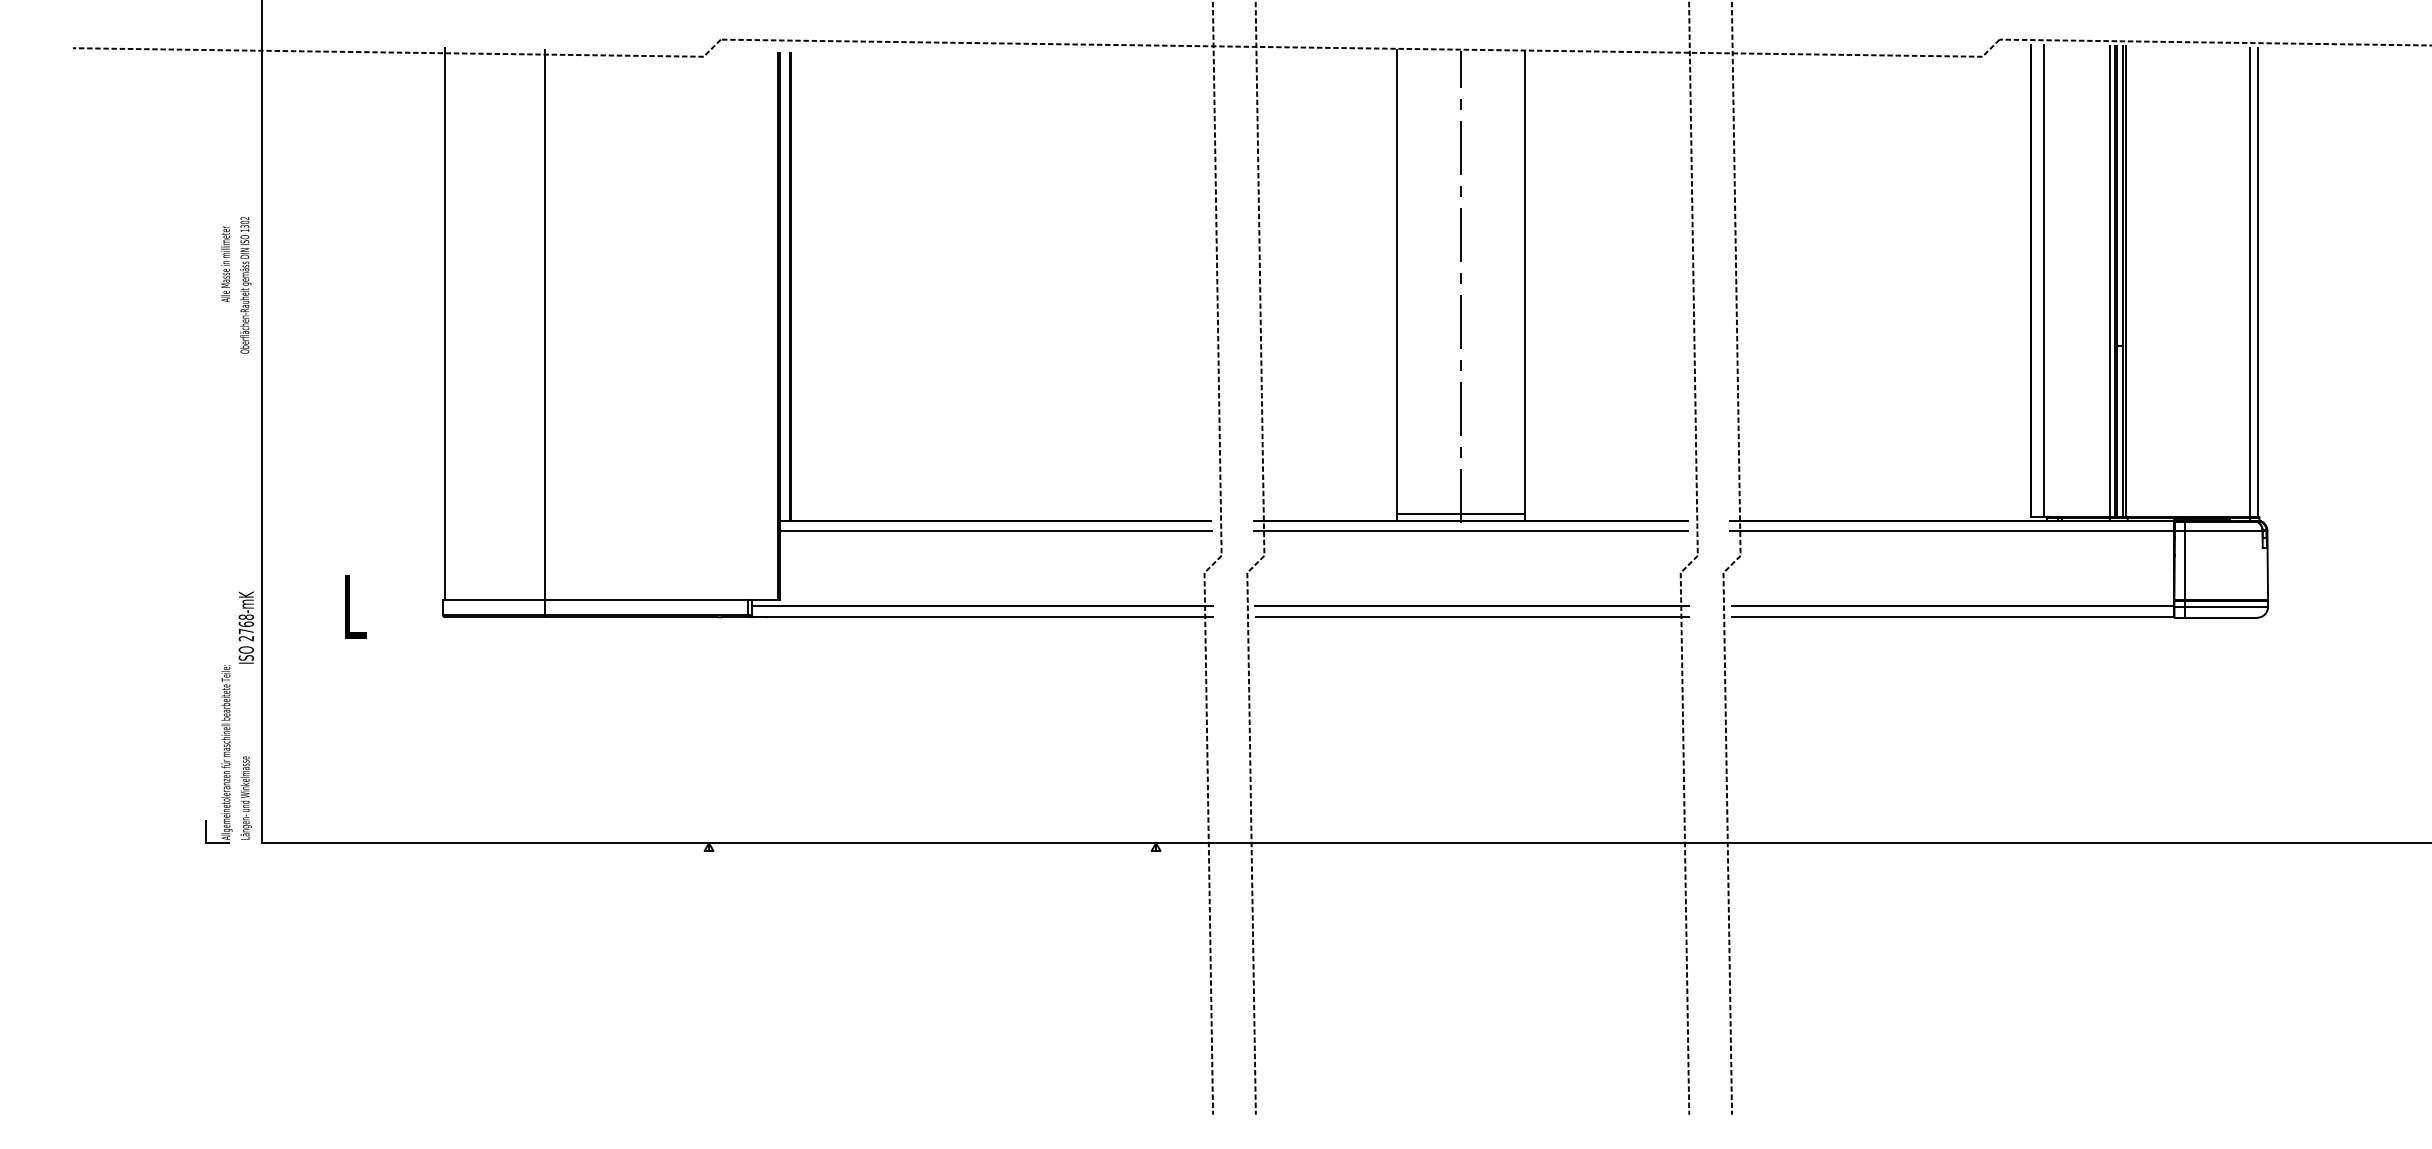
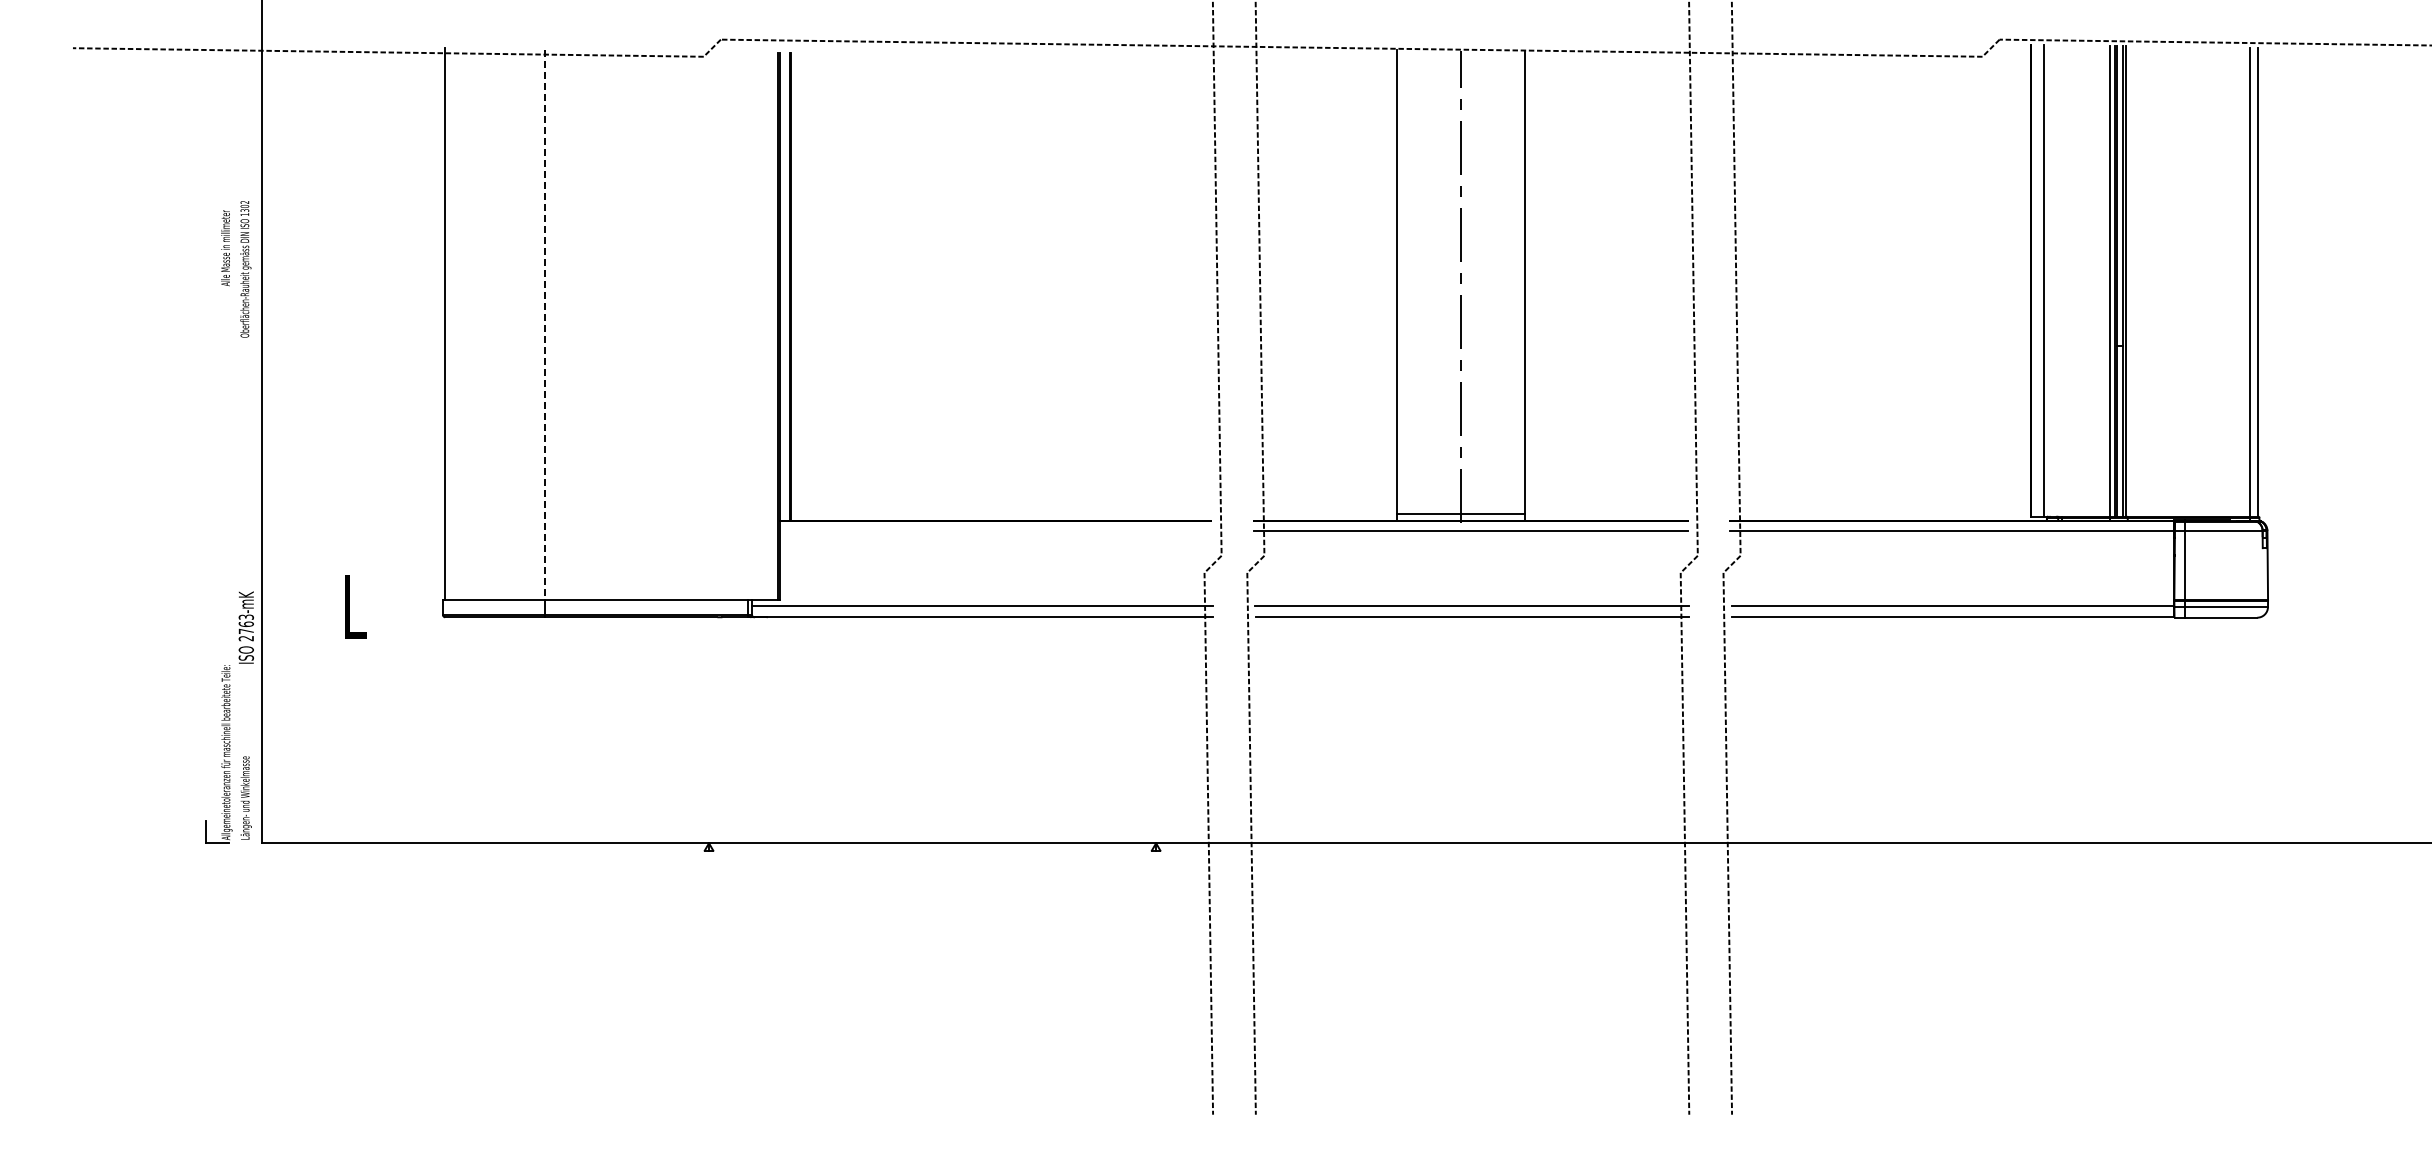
text position: (236, 285) -> (236, 269) (236, 269)
line: solid -> dashed (544, 325)
line: present -> none (995, 531)
text: 2768-mK -> 2763-mK (245, 616)
